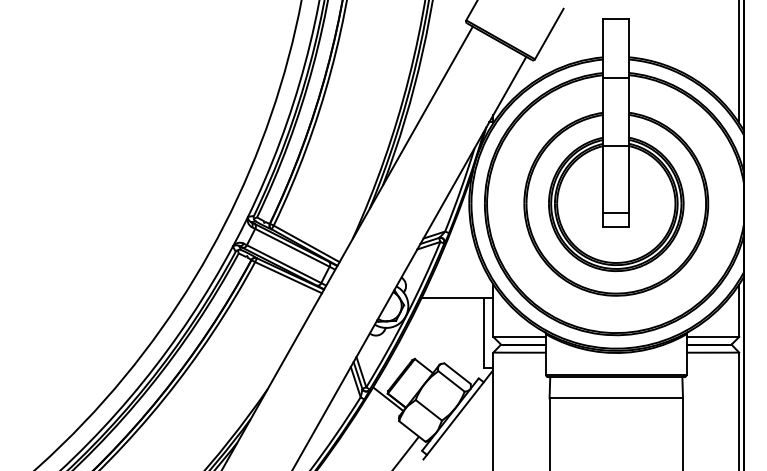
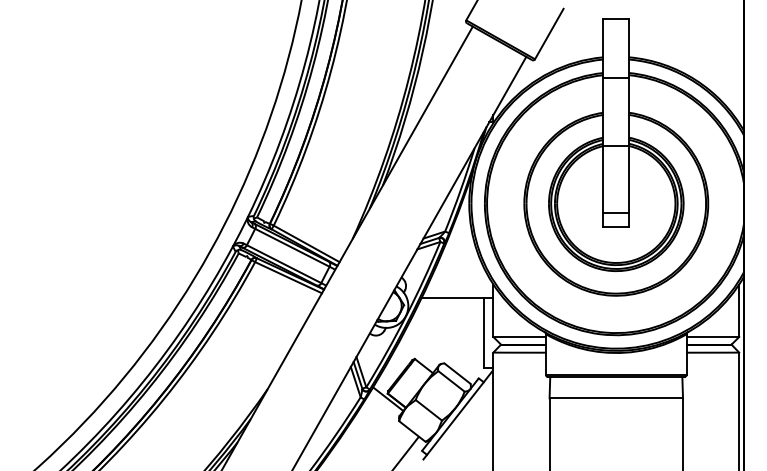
line: present -> none (739, 62)
